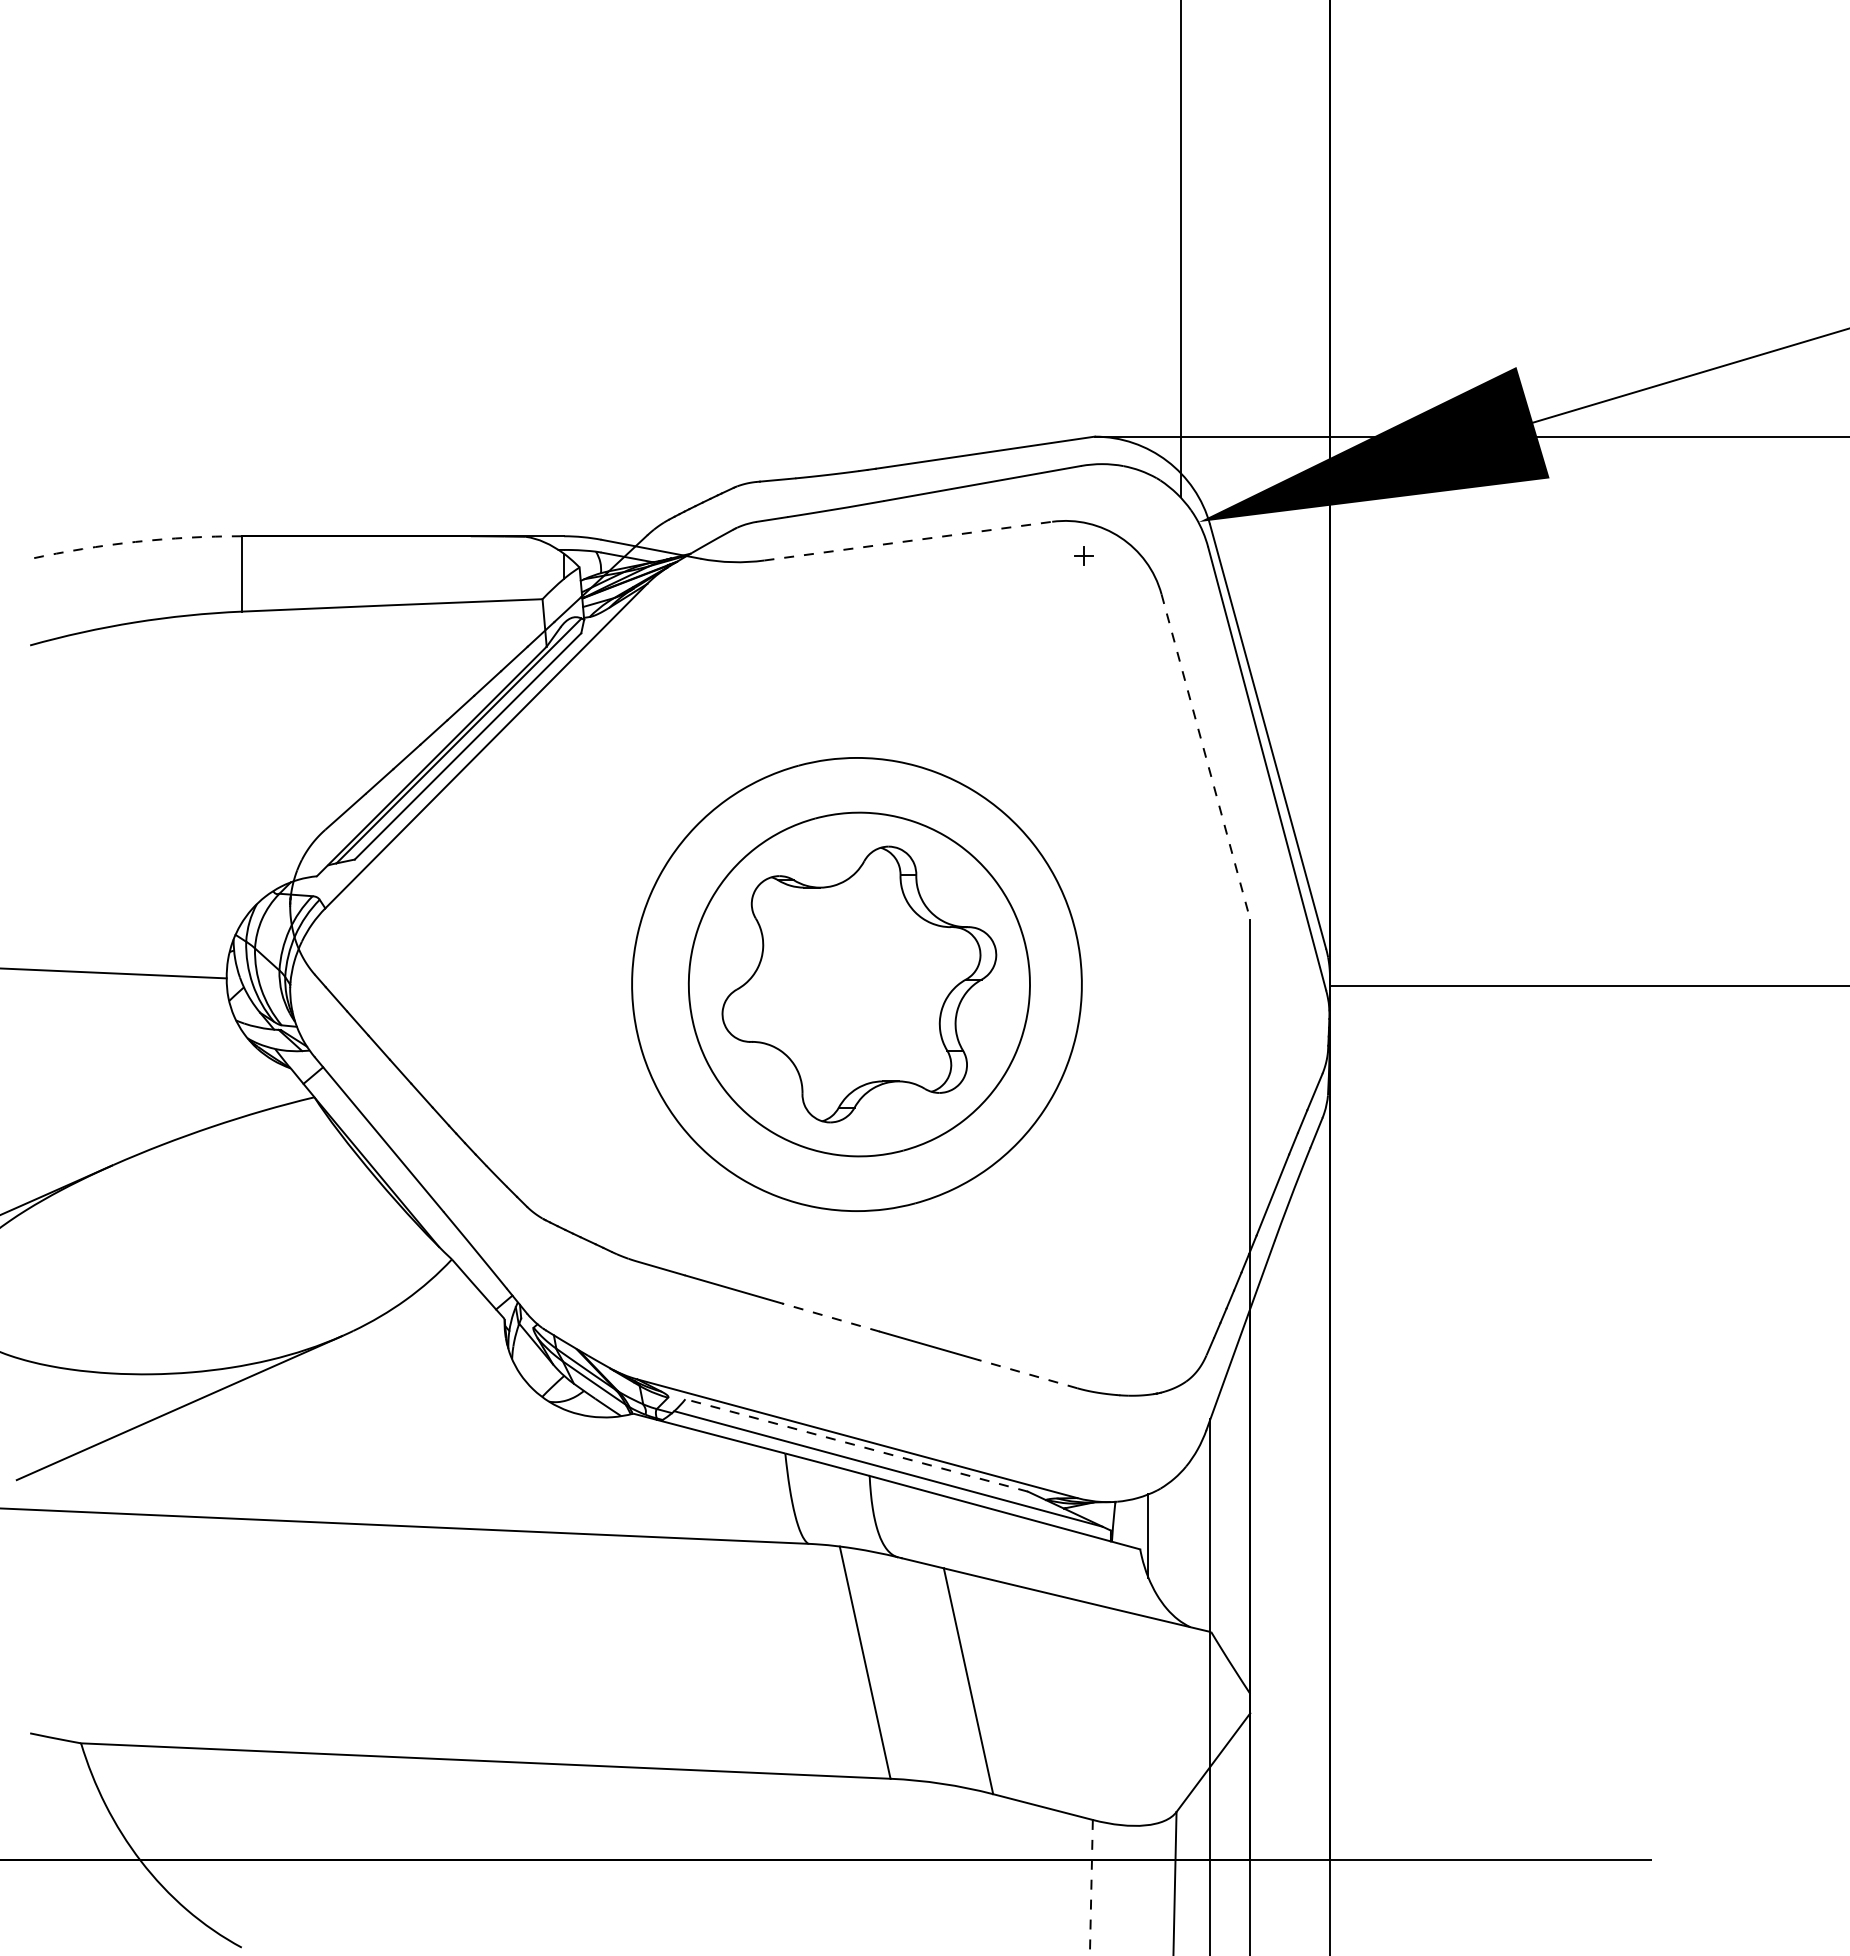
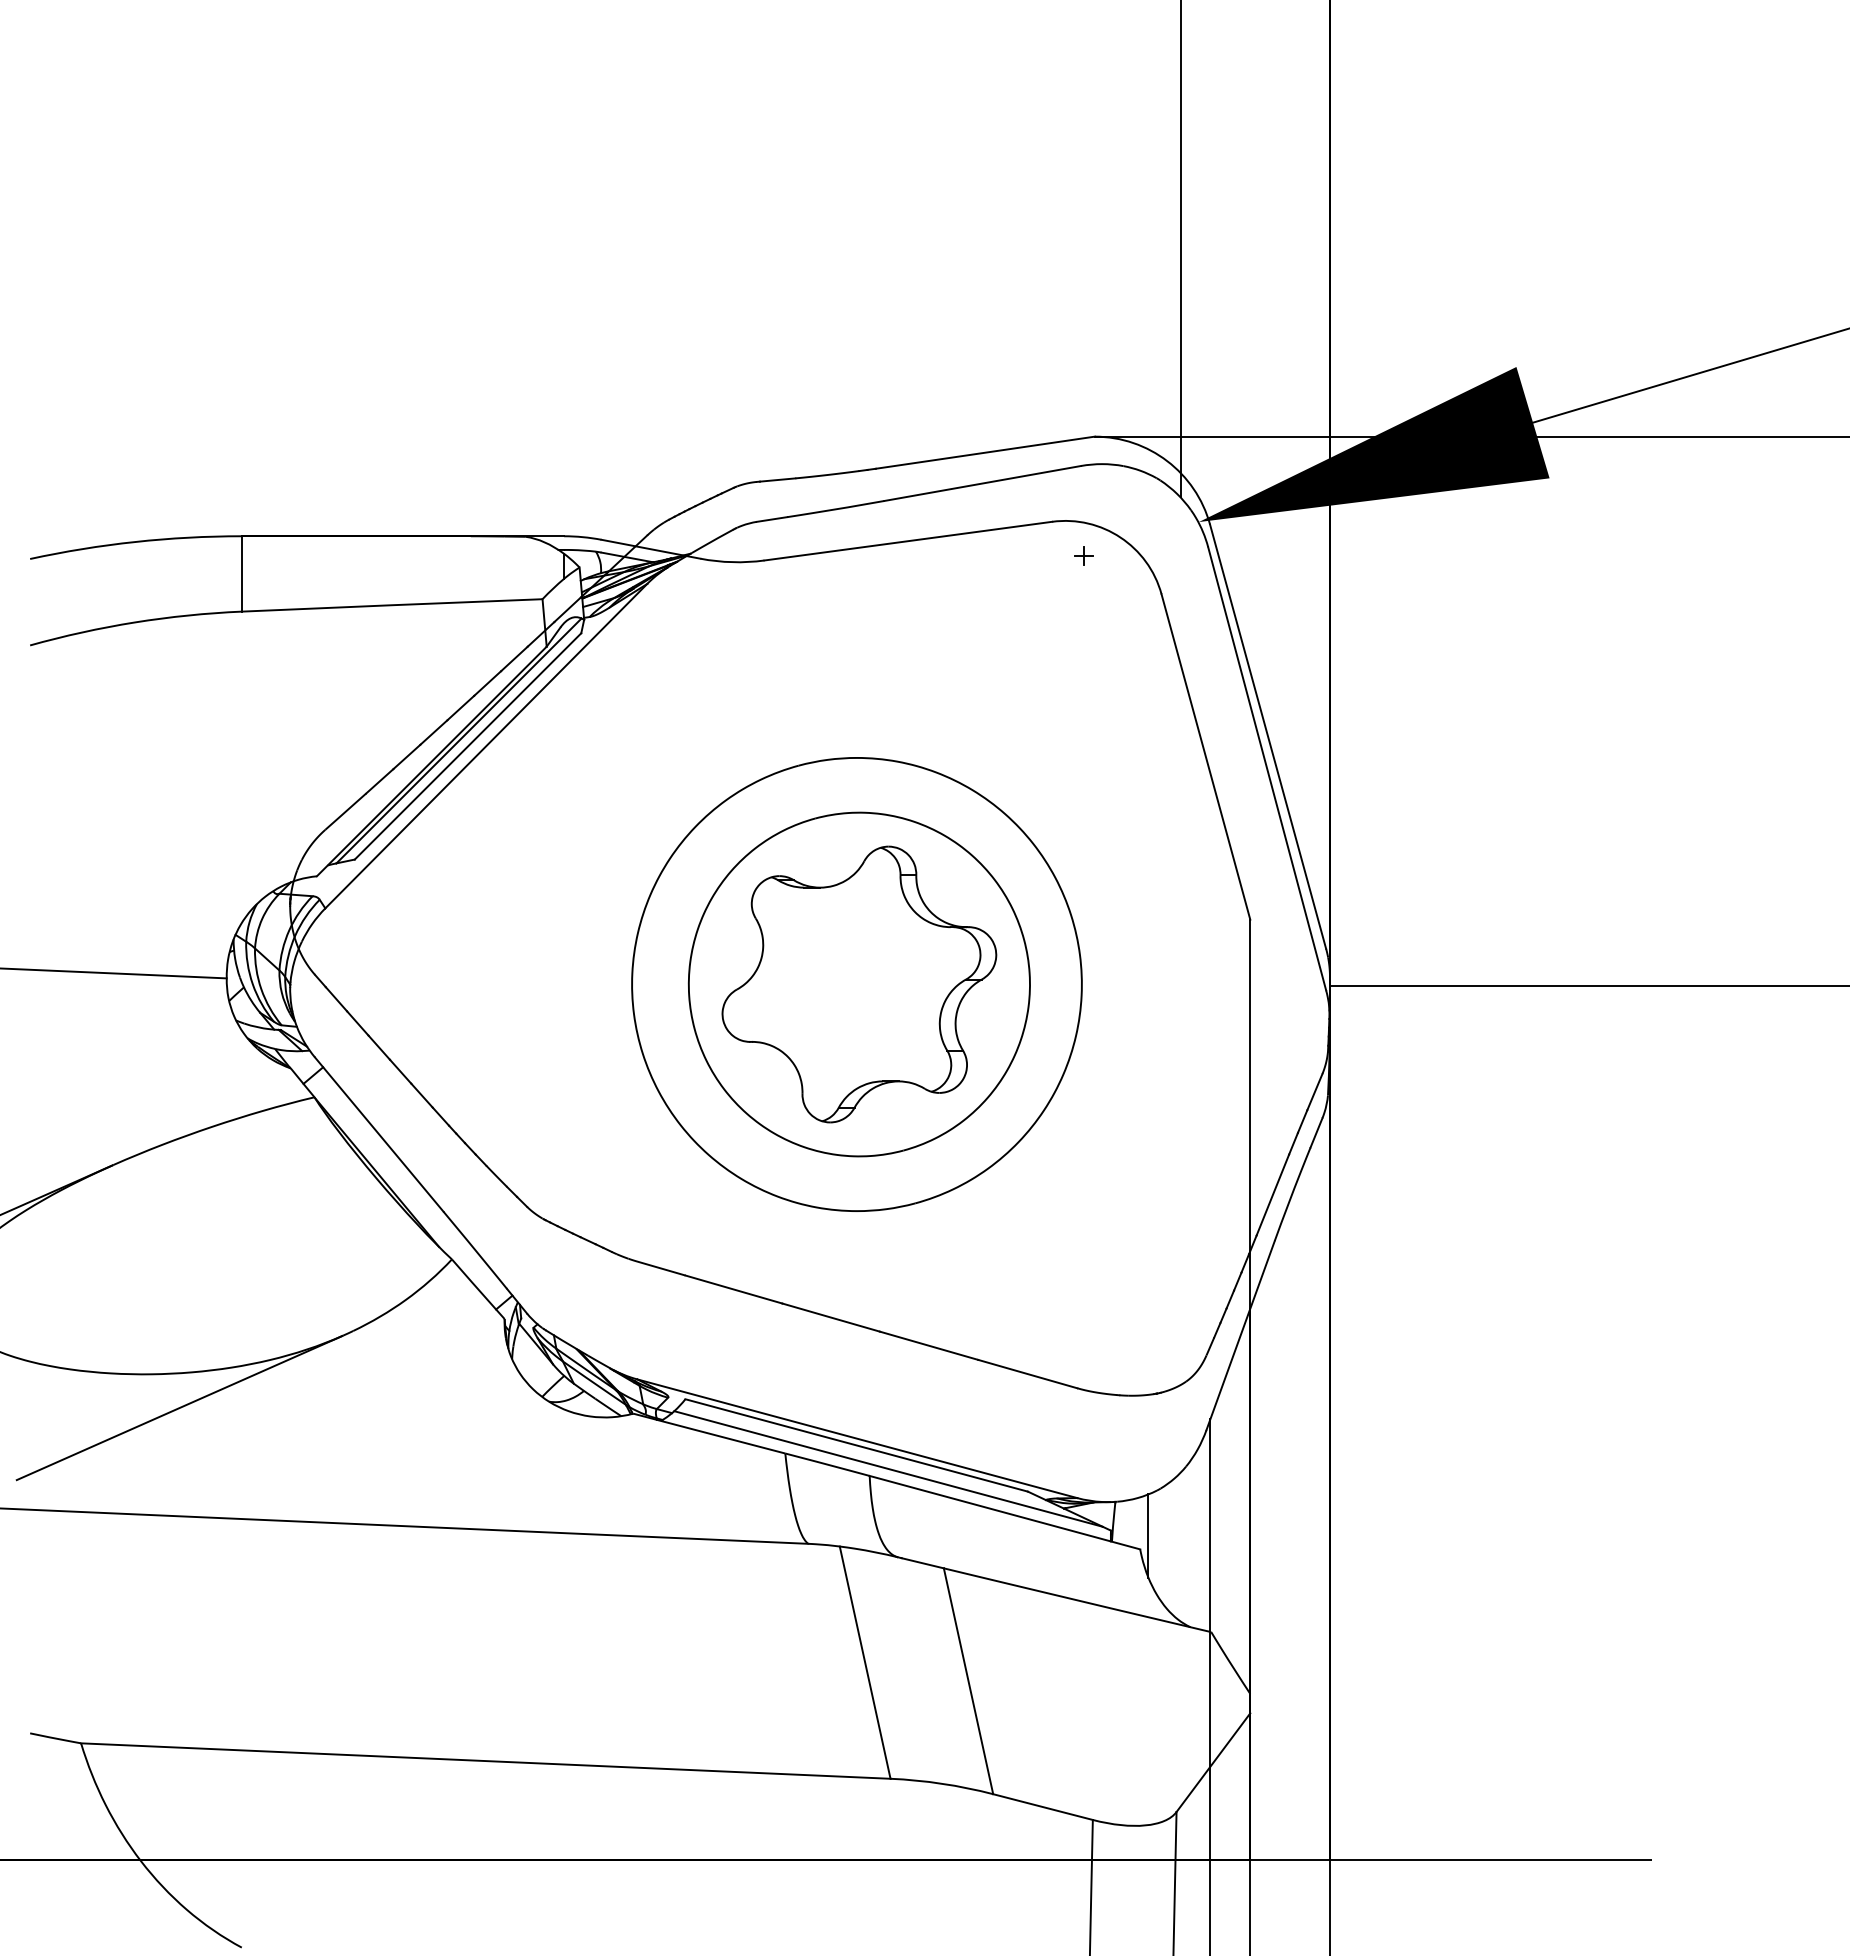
arc: dashed -> solid (135, 541)
line: dashed -> solid (908, 541)
line: dashed -> solid (1205, 757)
line: dashed -> solid (831, 1317)
line: dashed -> solid (1027, 1374)
line: dashed -> solid (856, 1445)
line: dashed -> solid (1091, 1887)
